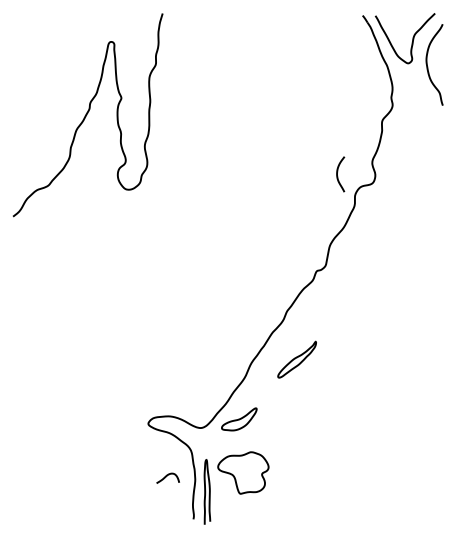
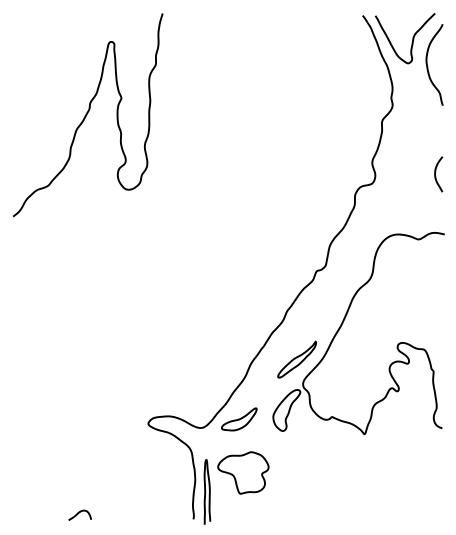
curve position: (338, 176) -> (436, 176) (436, 176)
part: none -> present (342, 325)
curve position: (167, 476) -> (79, 513) (79, 513)
